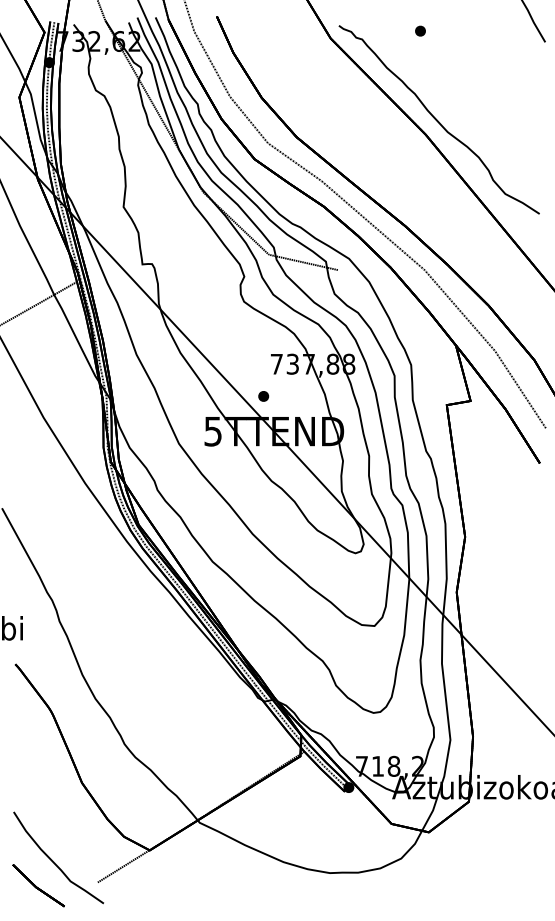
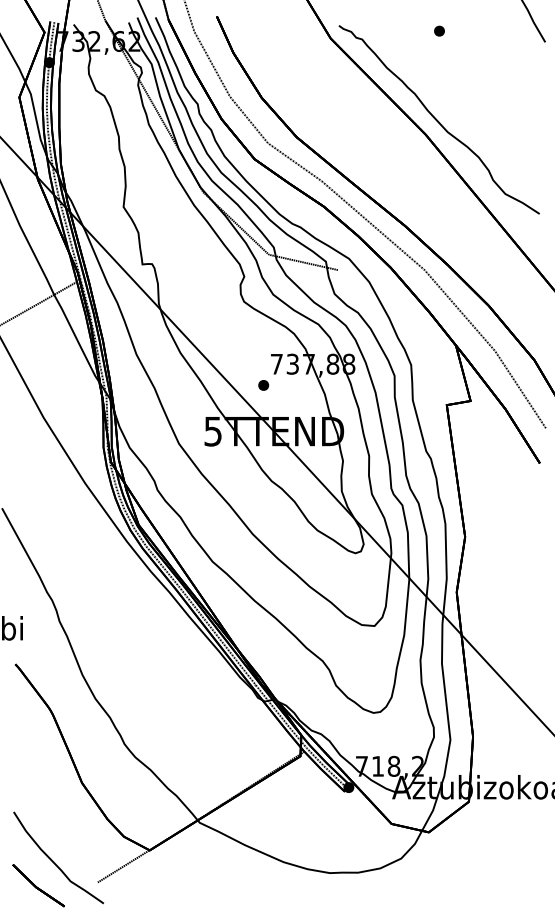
part position: (420, 30) -> (439, 30) (439, 30)
part position: (263, 396) -> (263, 385) (263, 385)
